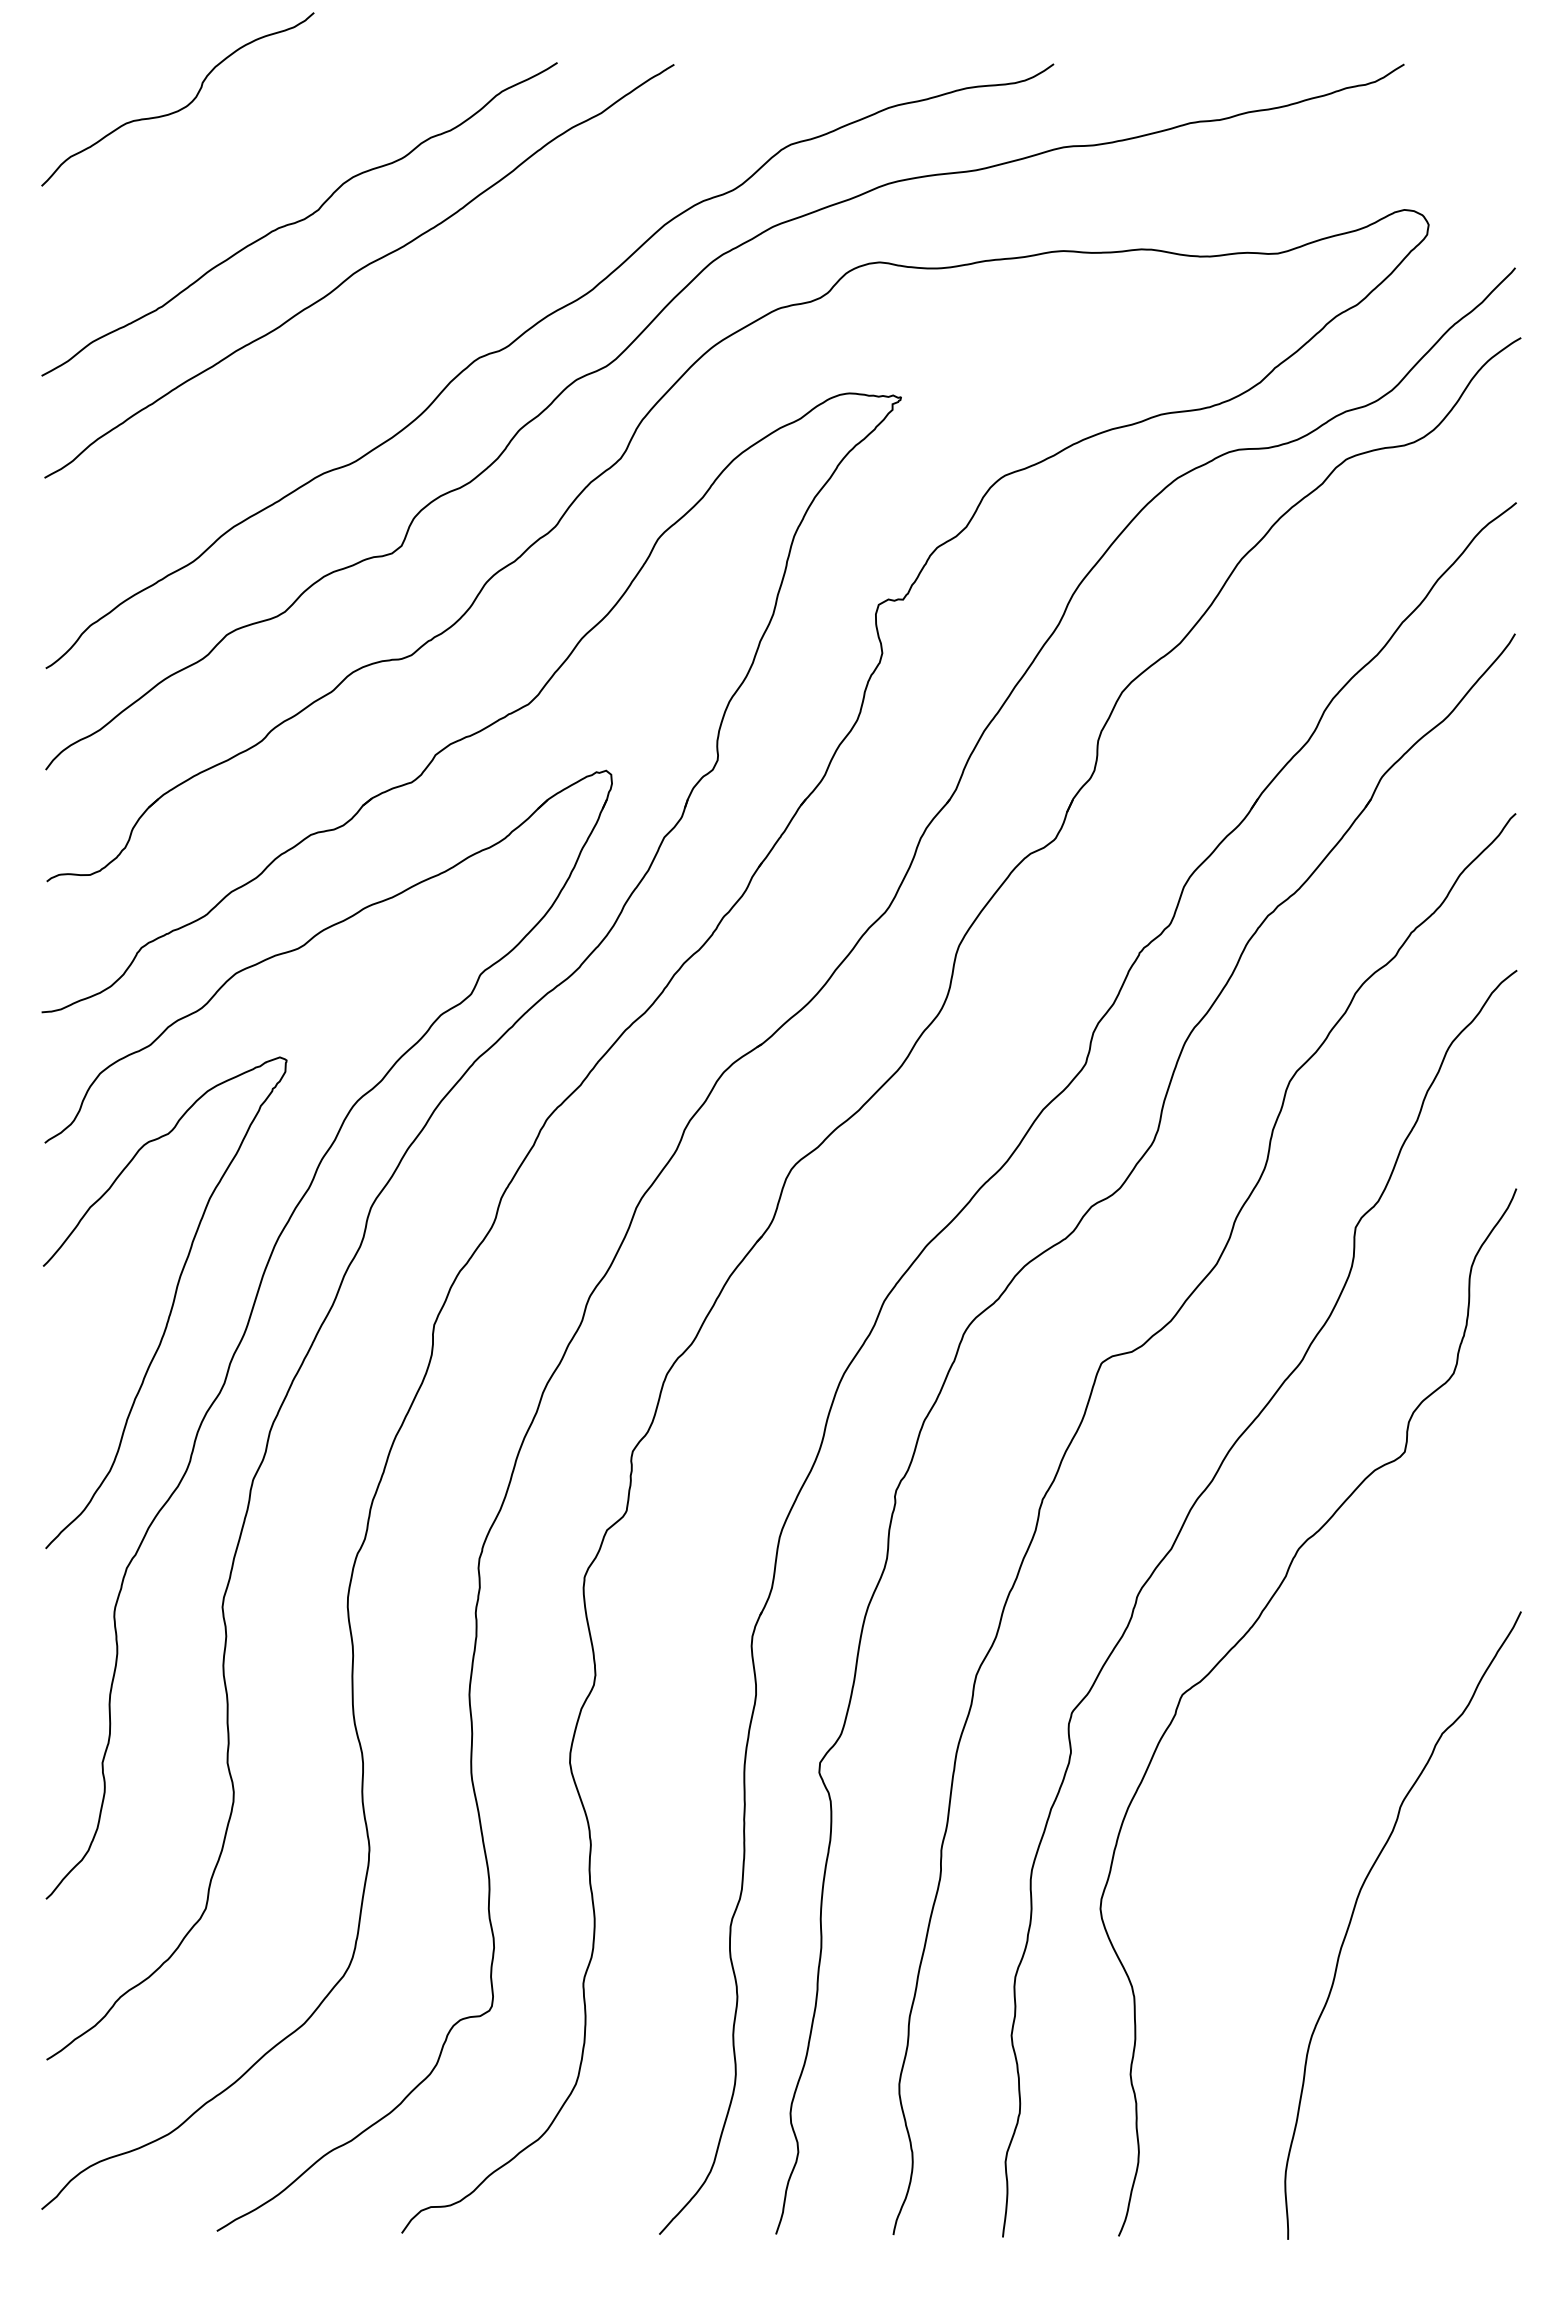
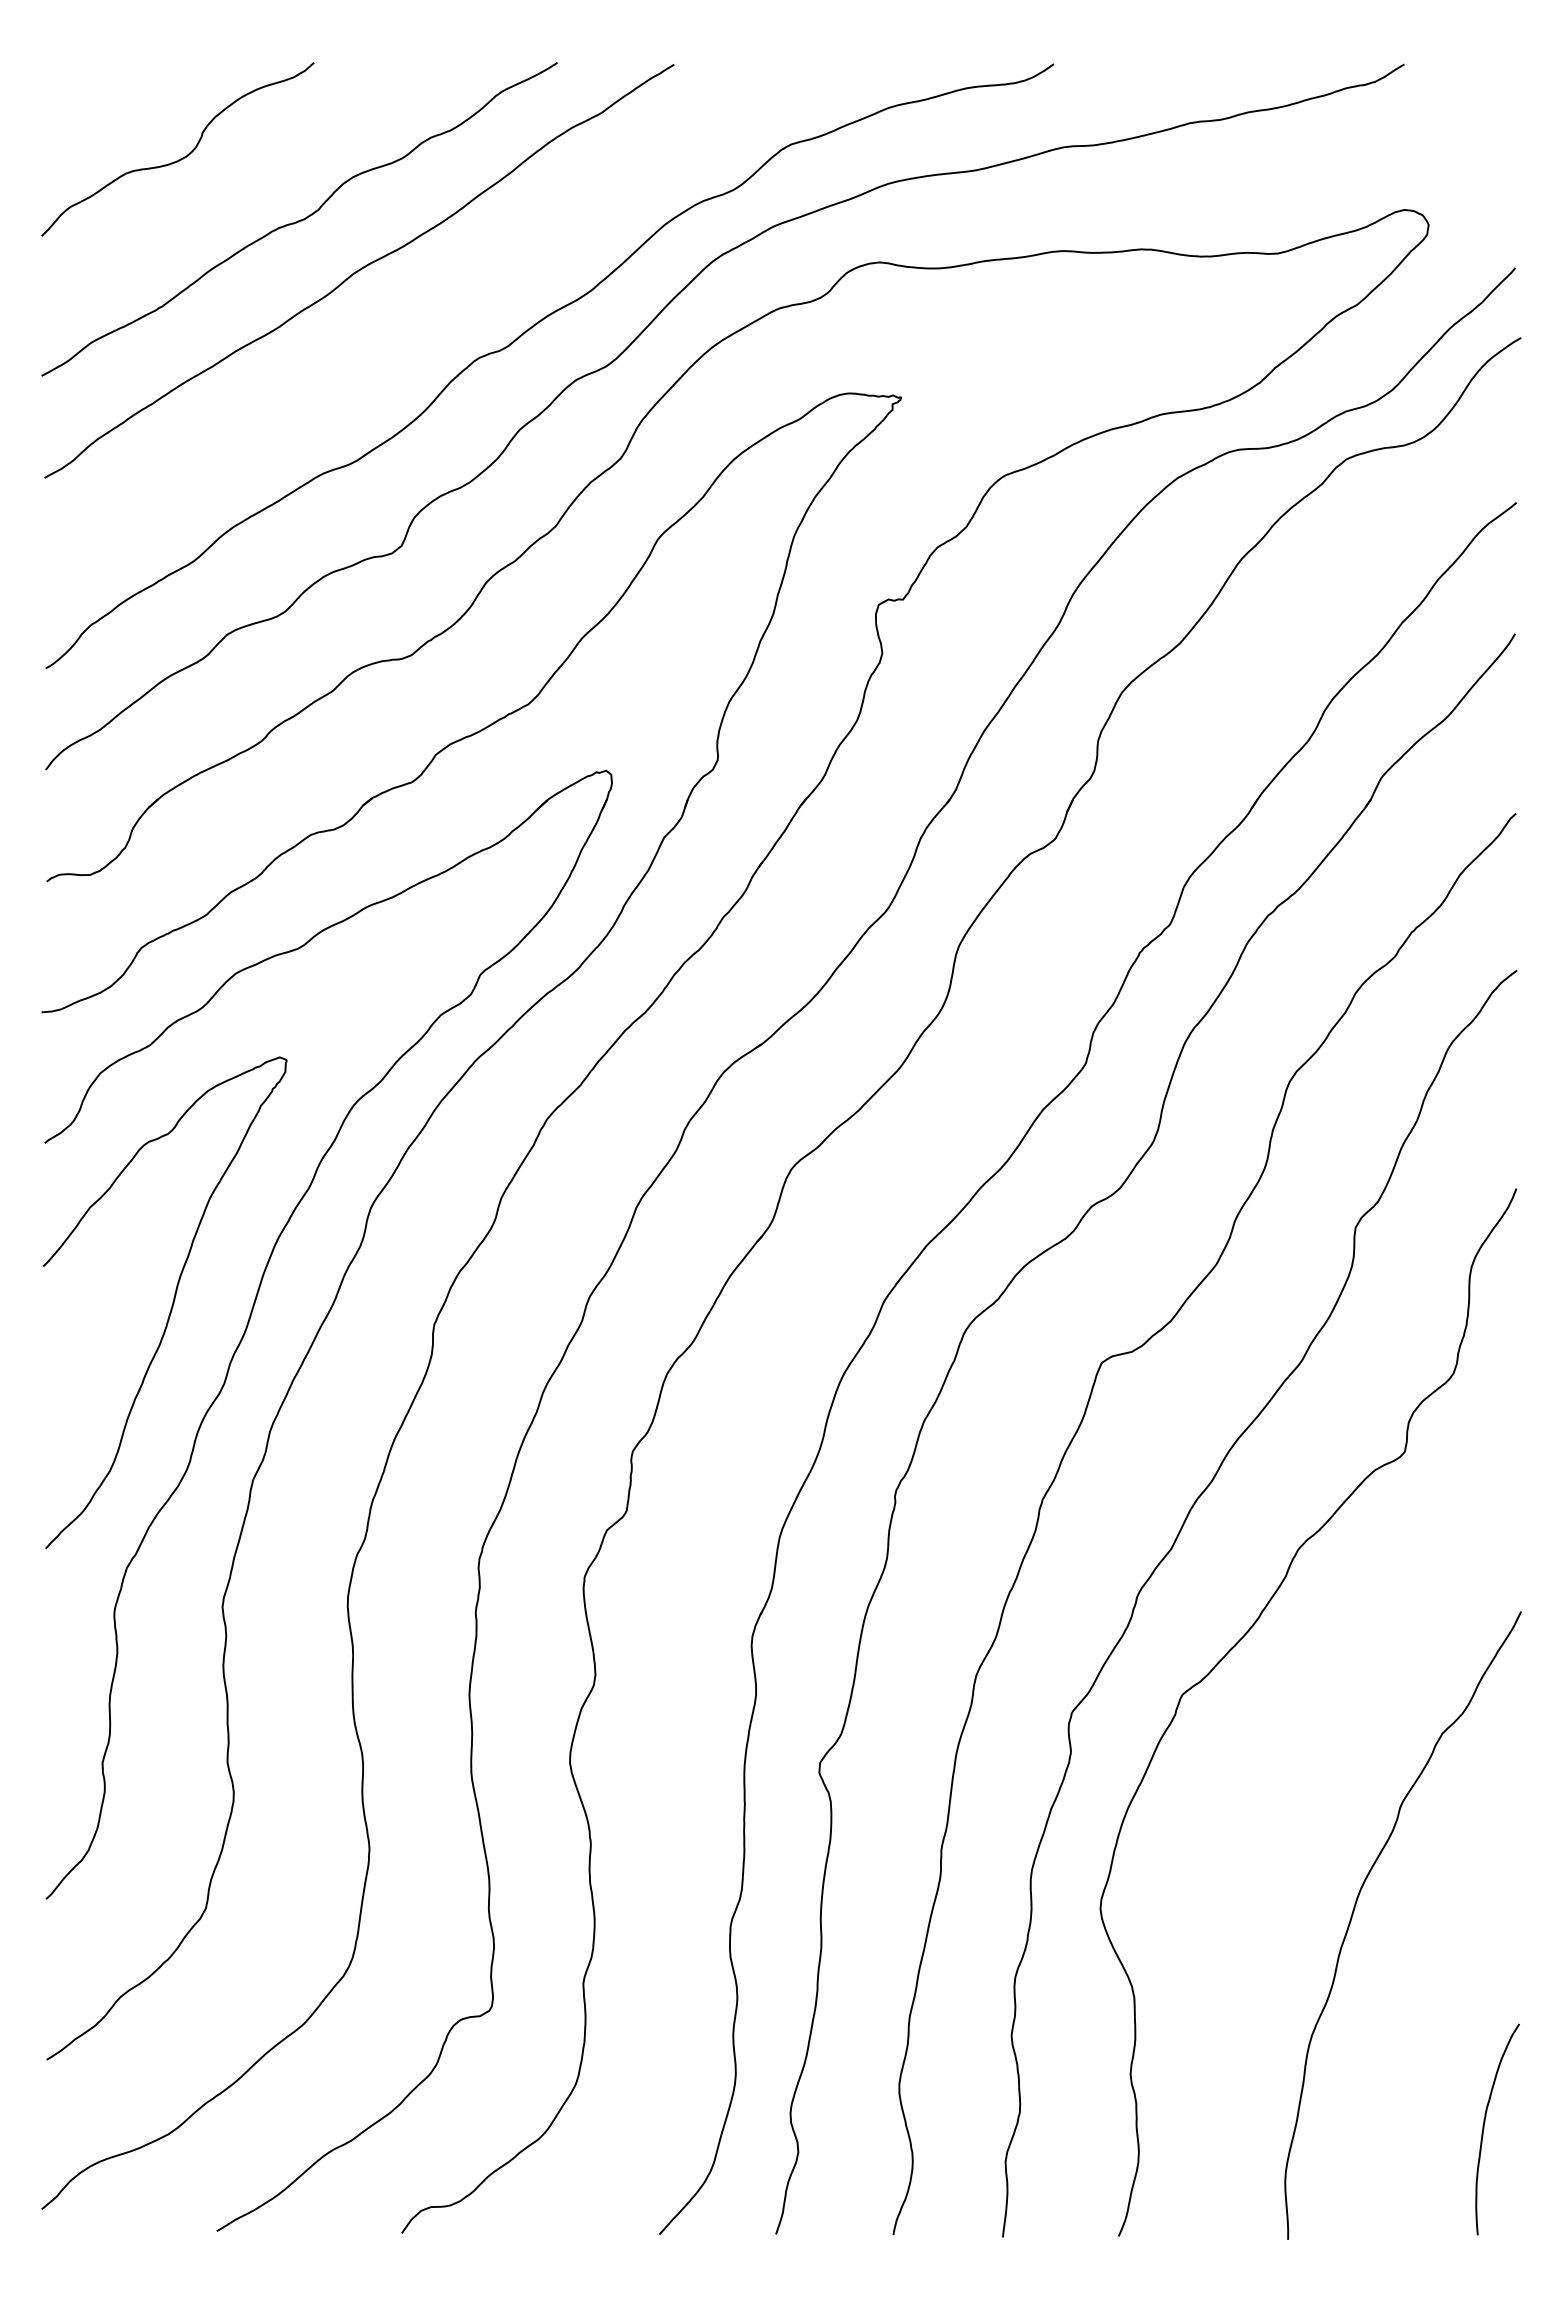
curve position: (182, 107) -> (182, 157) (182, 157)
curve: none -> present (1484, 2129)
